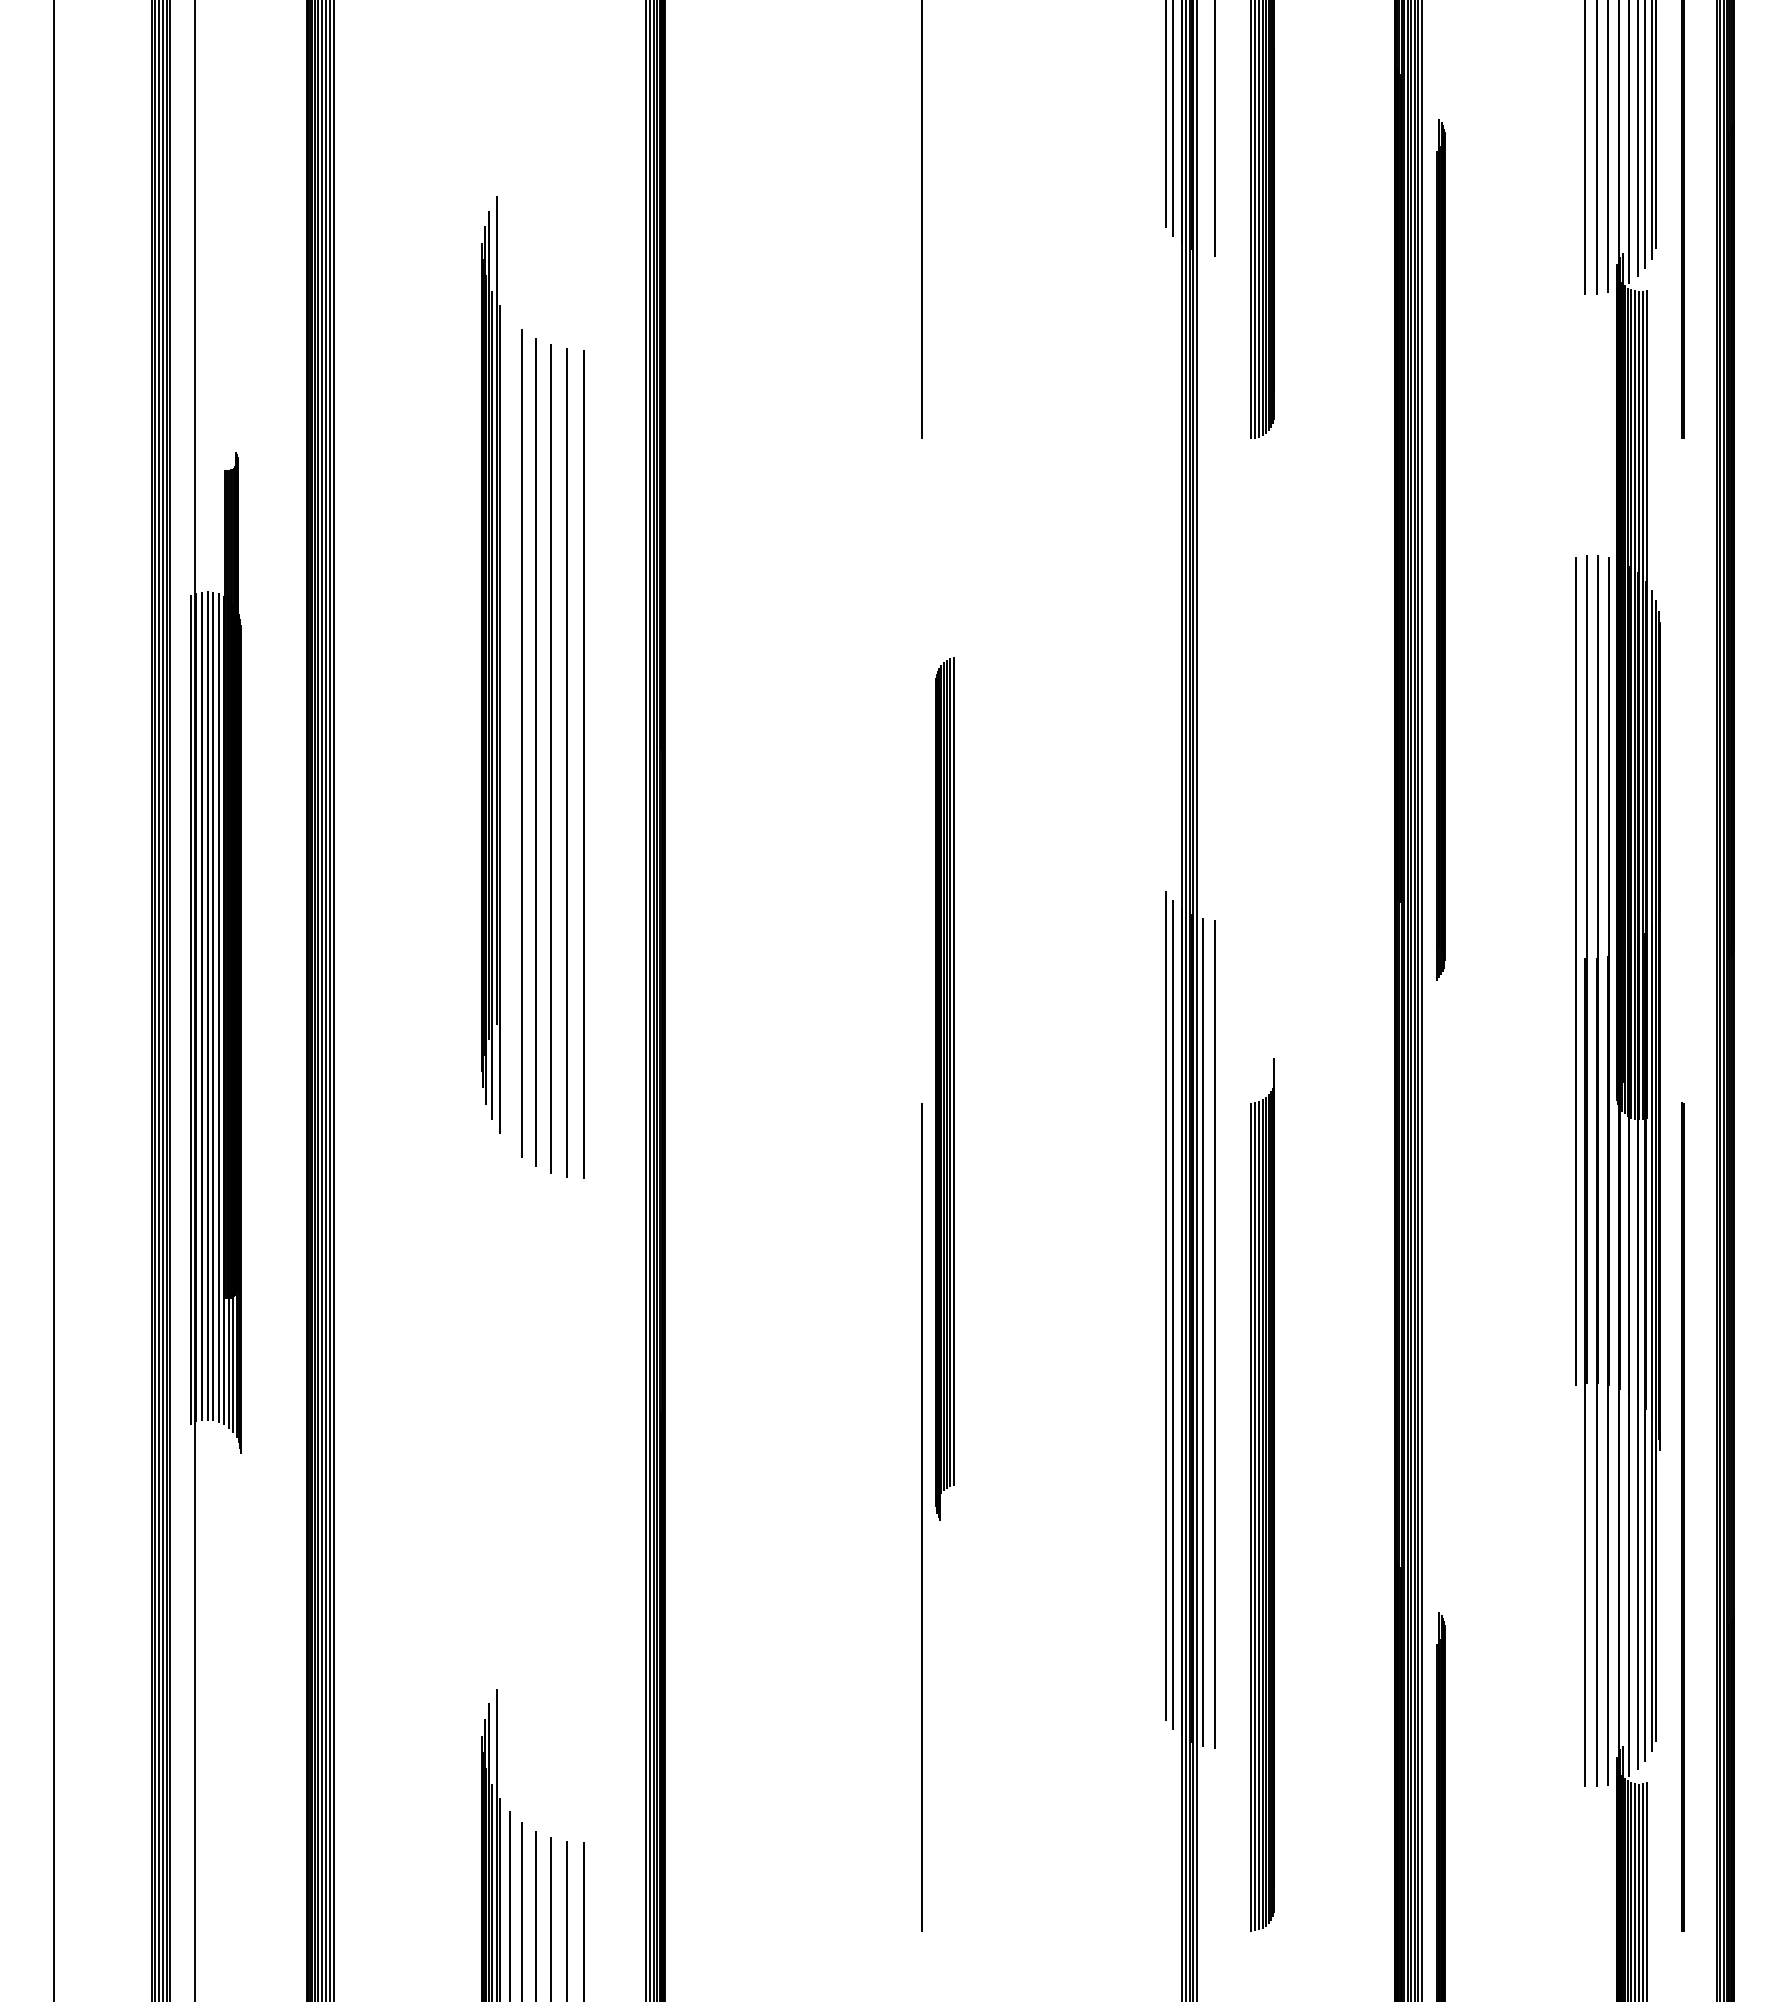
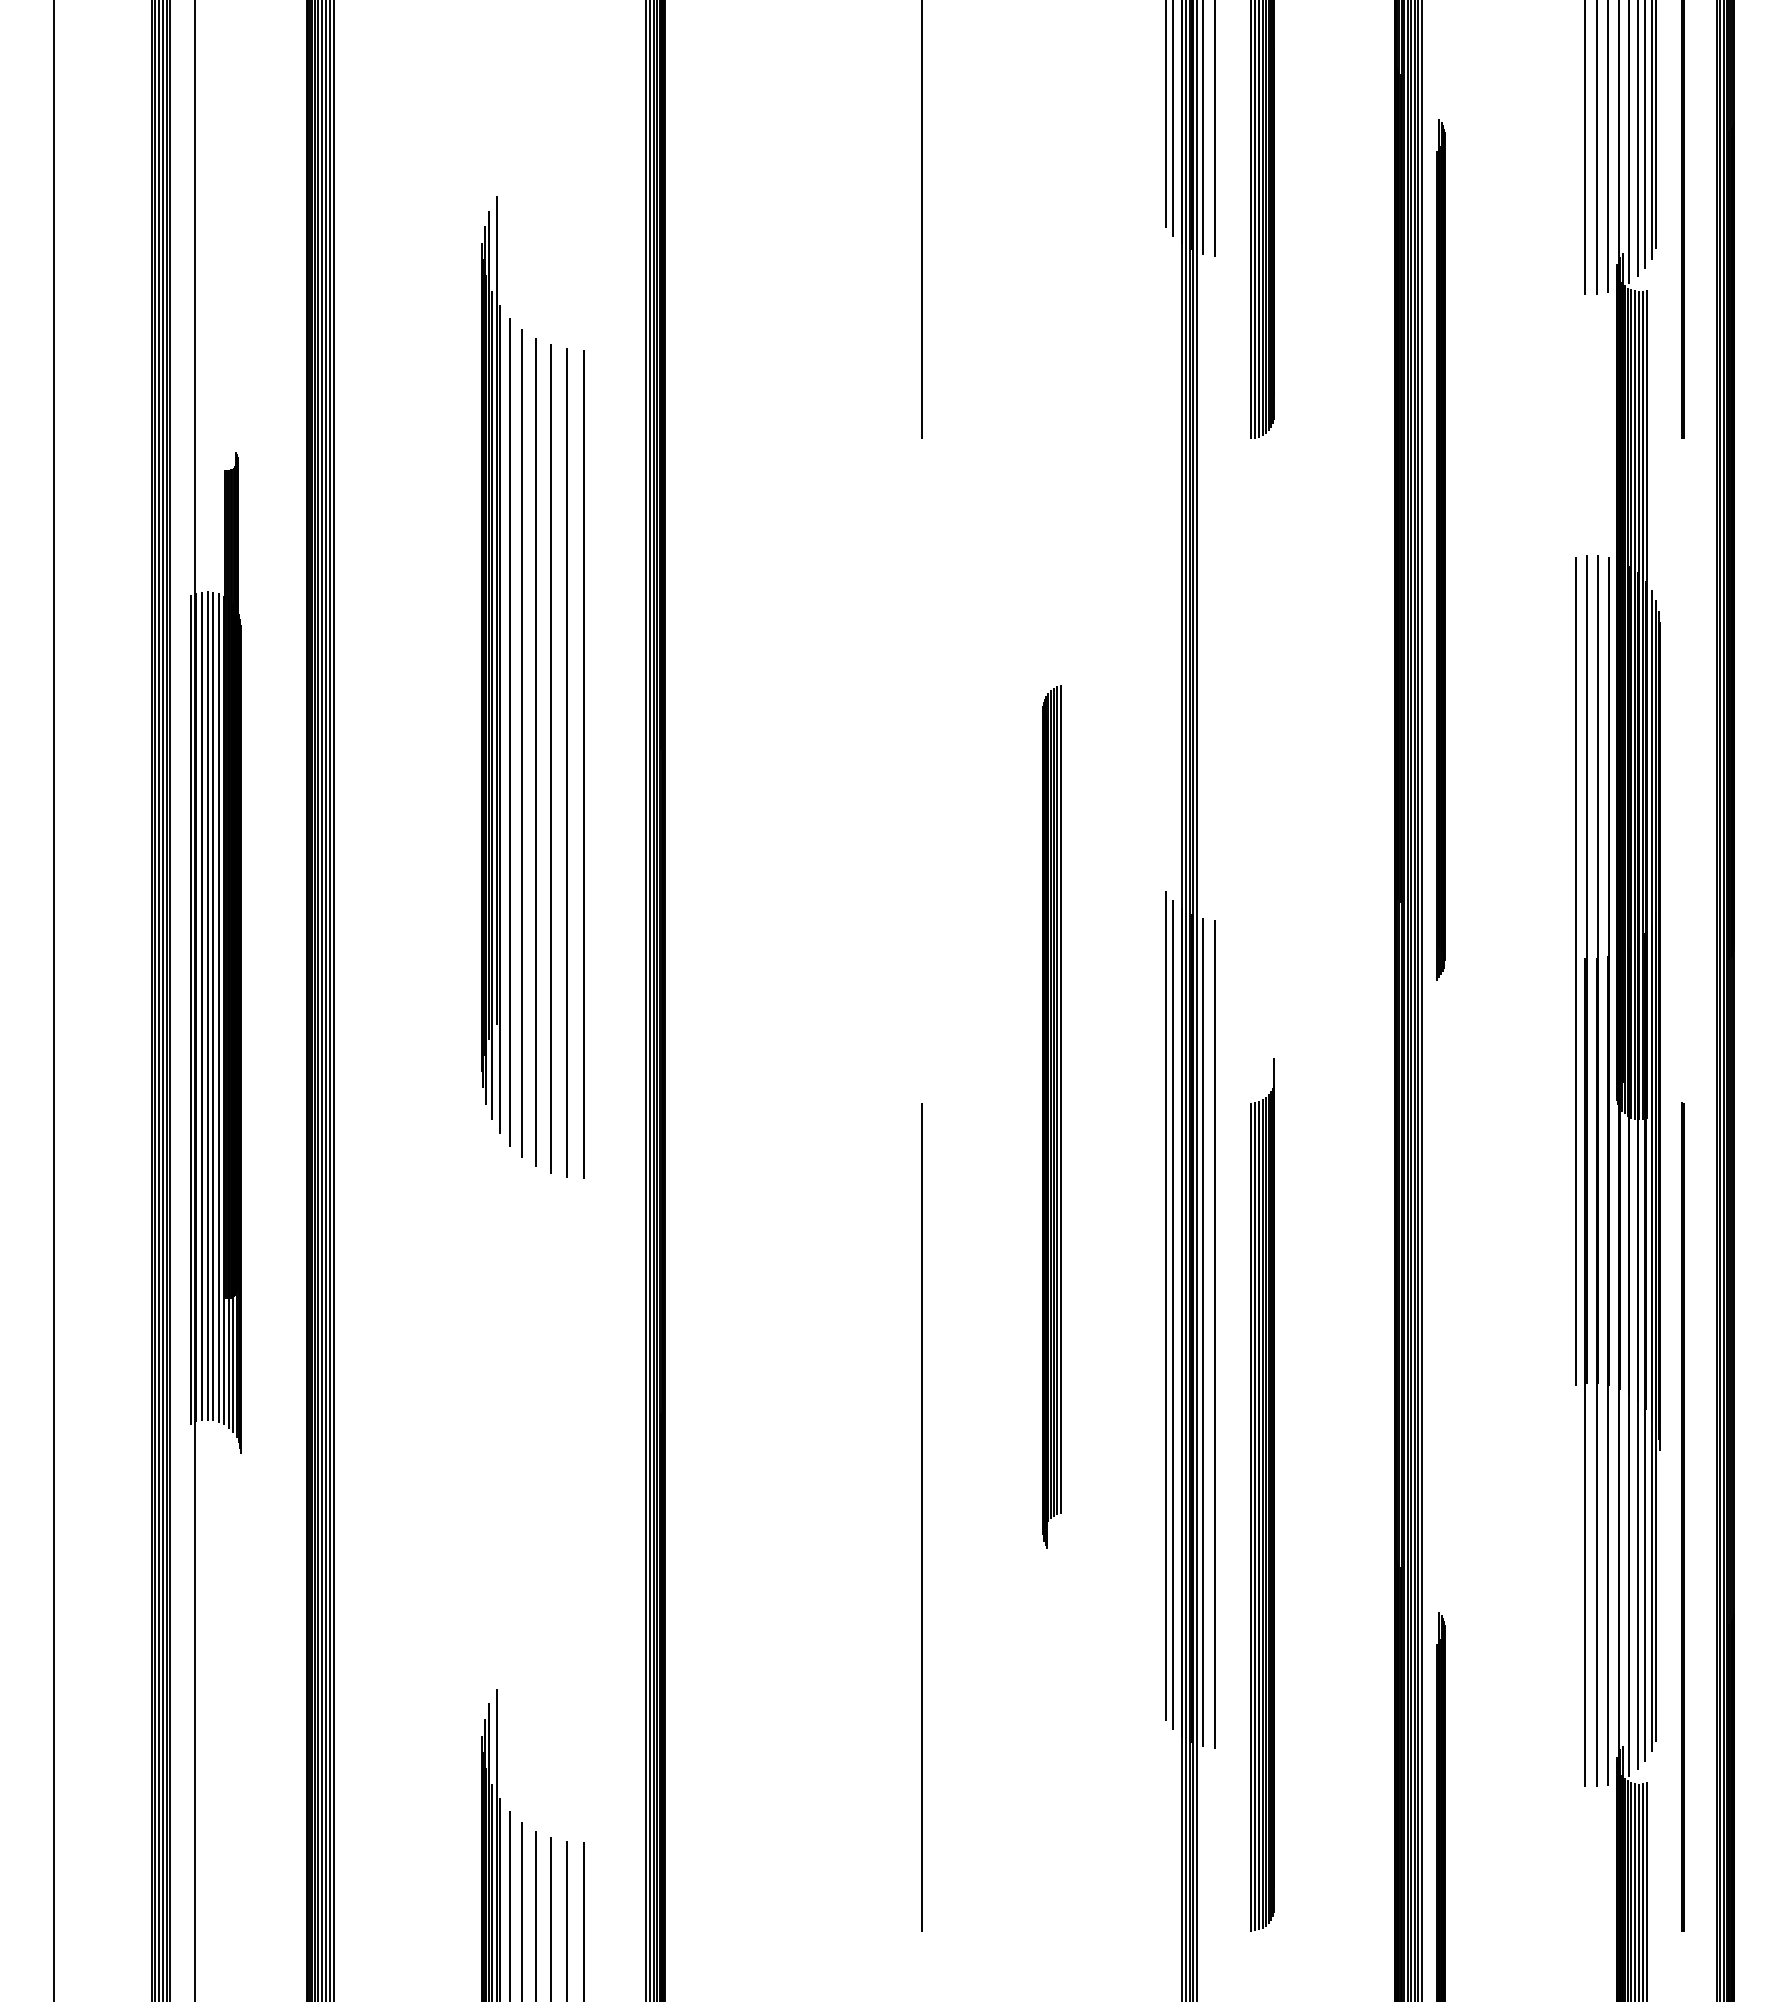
line: none -> present (1203, 128)
line: none -> present (509, 732)
part position: (944, 1088) -> (1051, 1116) (1051, 1116)
